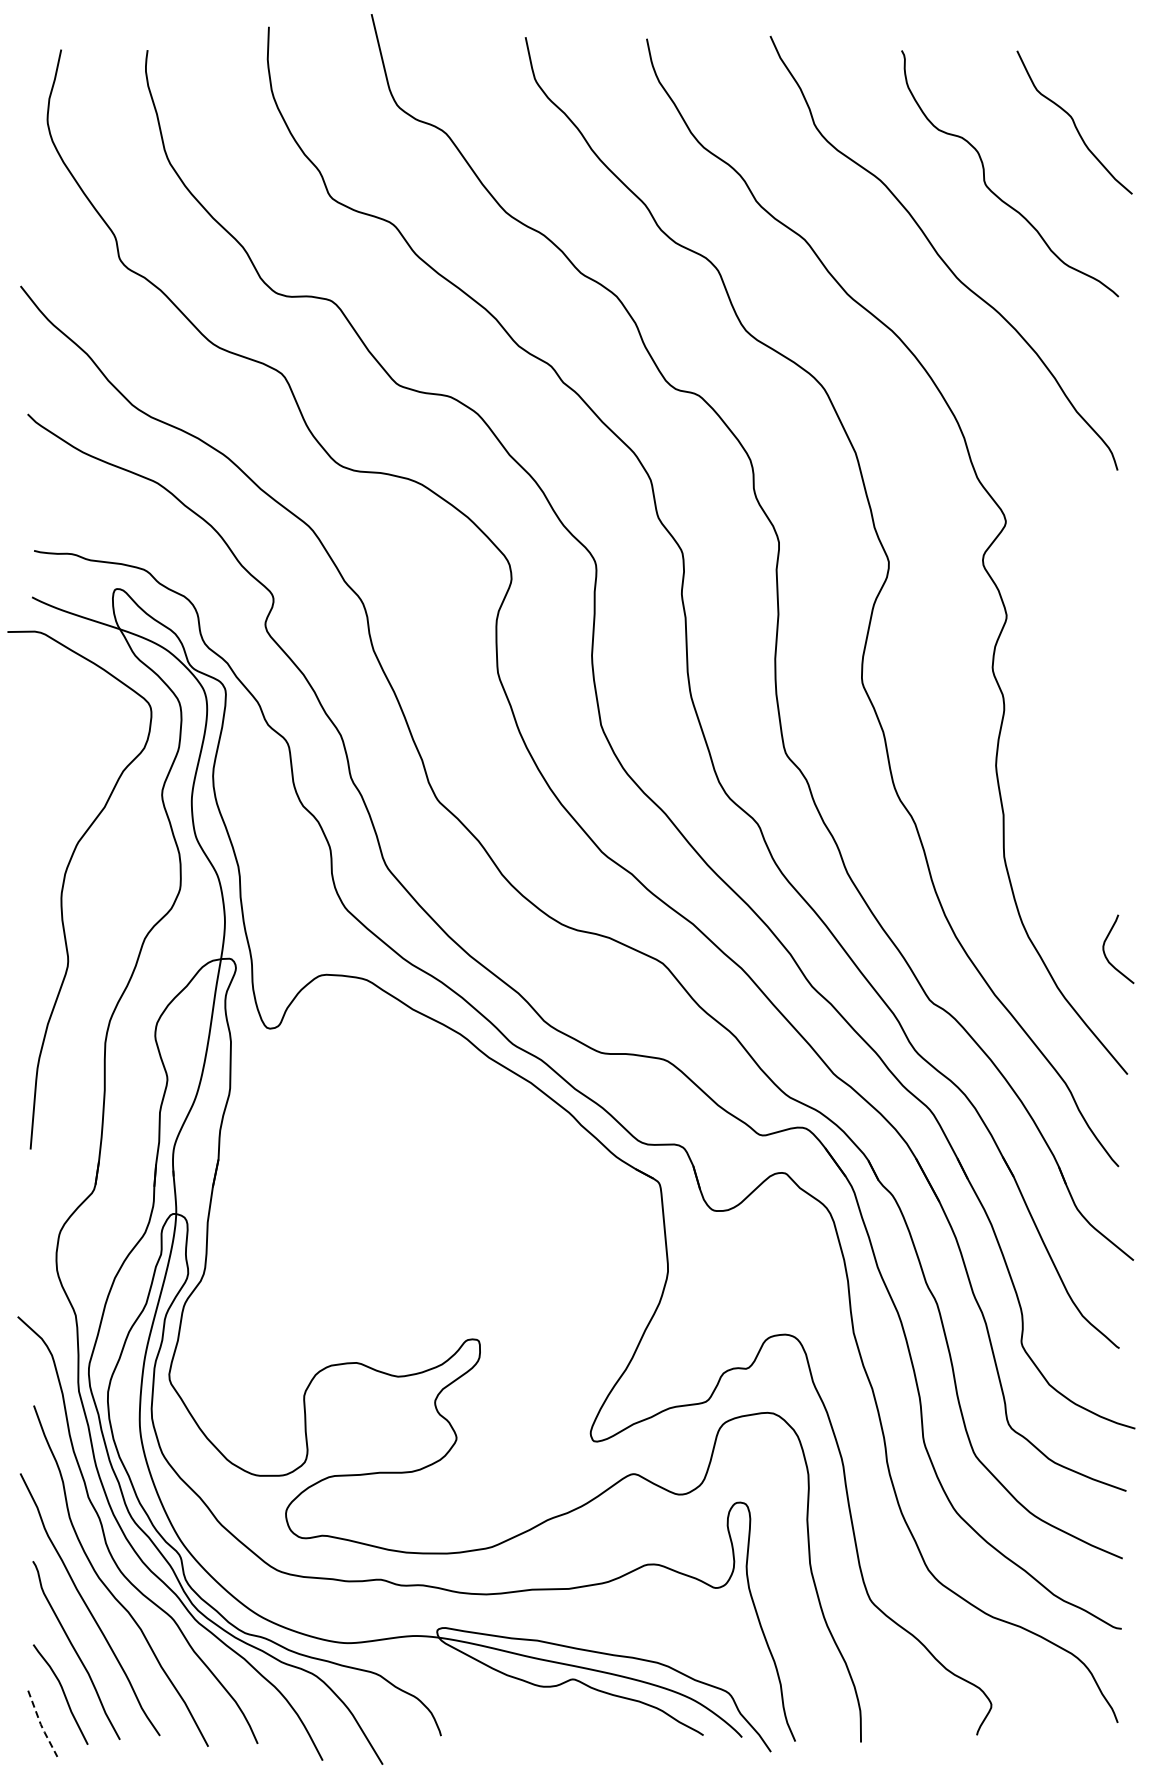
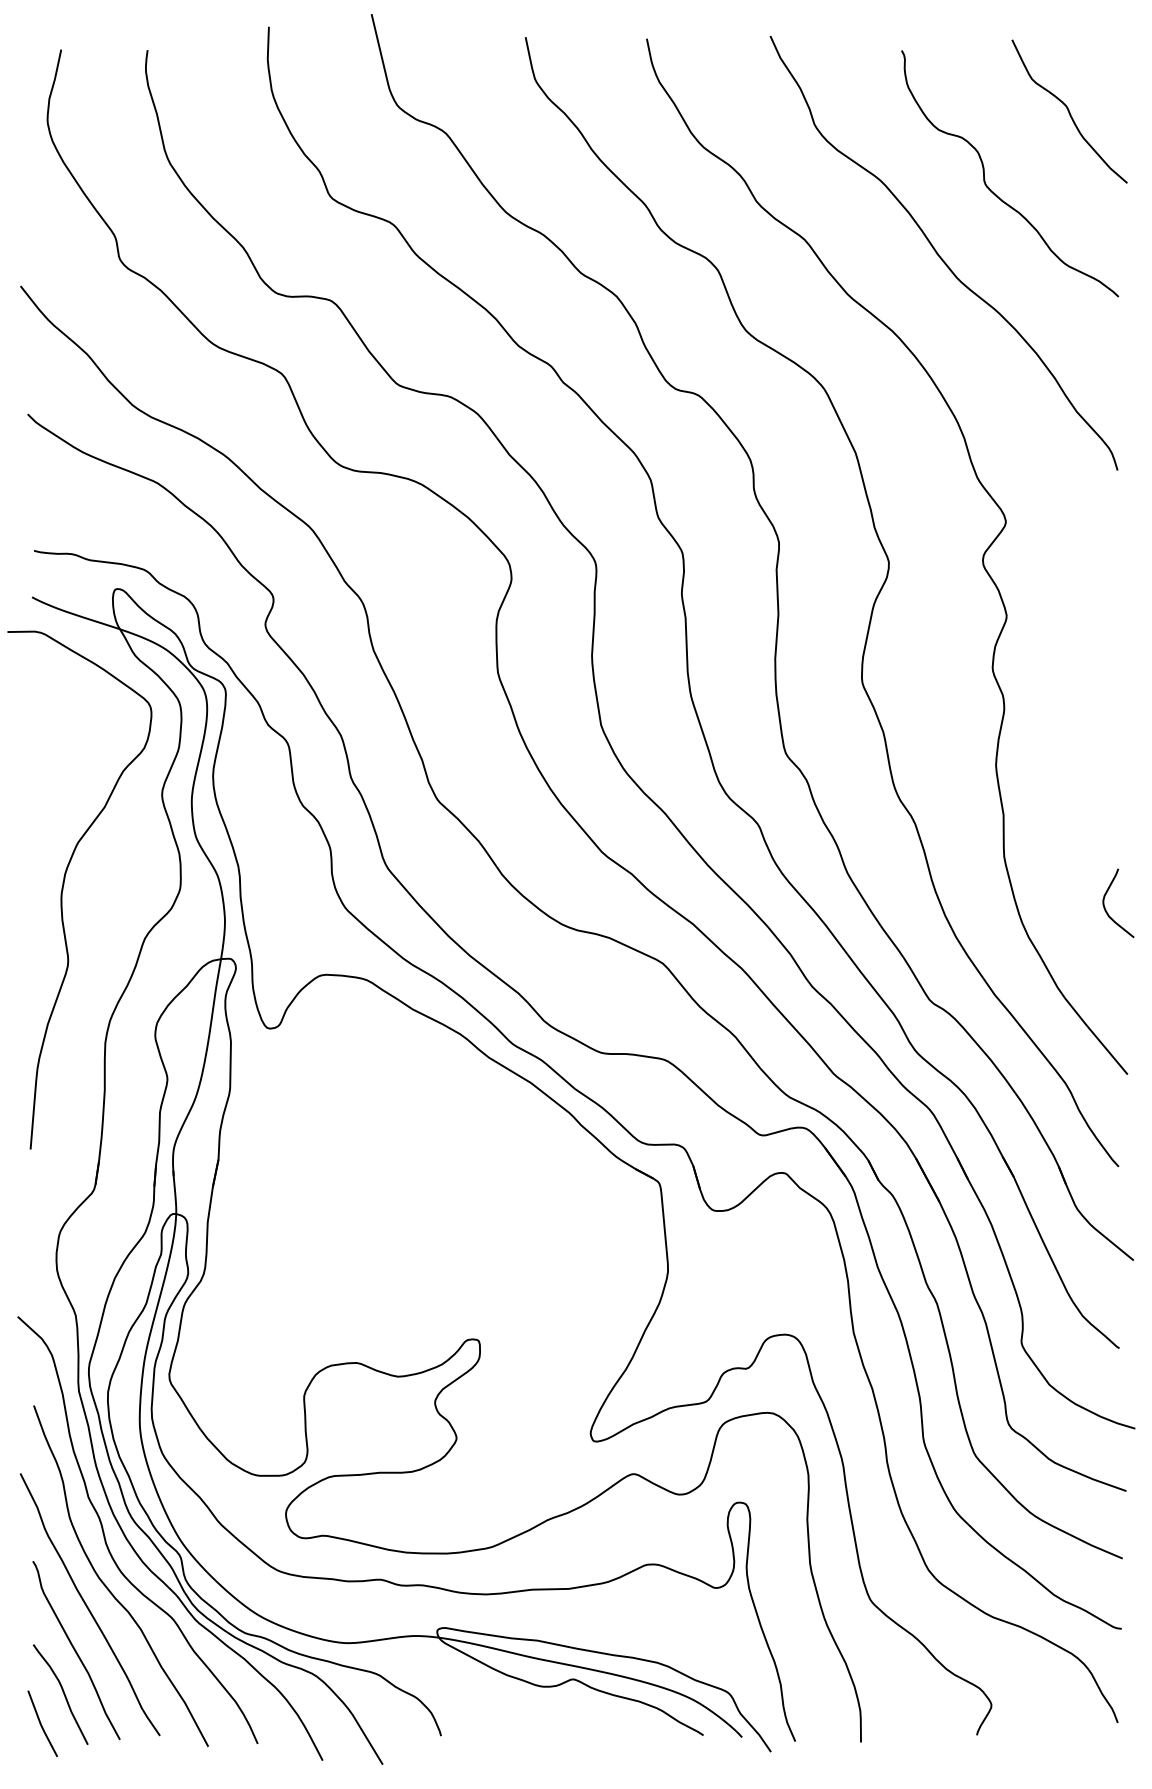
curve position: (1074, 122) -> (1069, 111) (1069, 111)
curve position: (1106, 955) -> (1106, 909) (1106, 909)
line: dashed -> solid (40, 1724)
